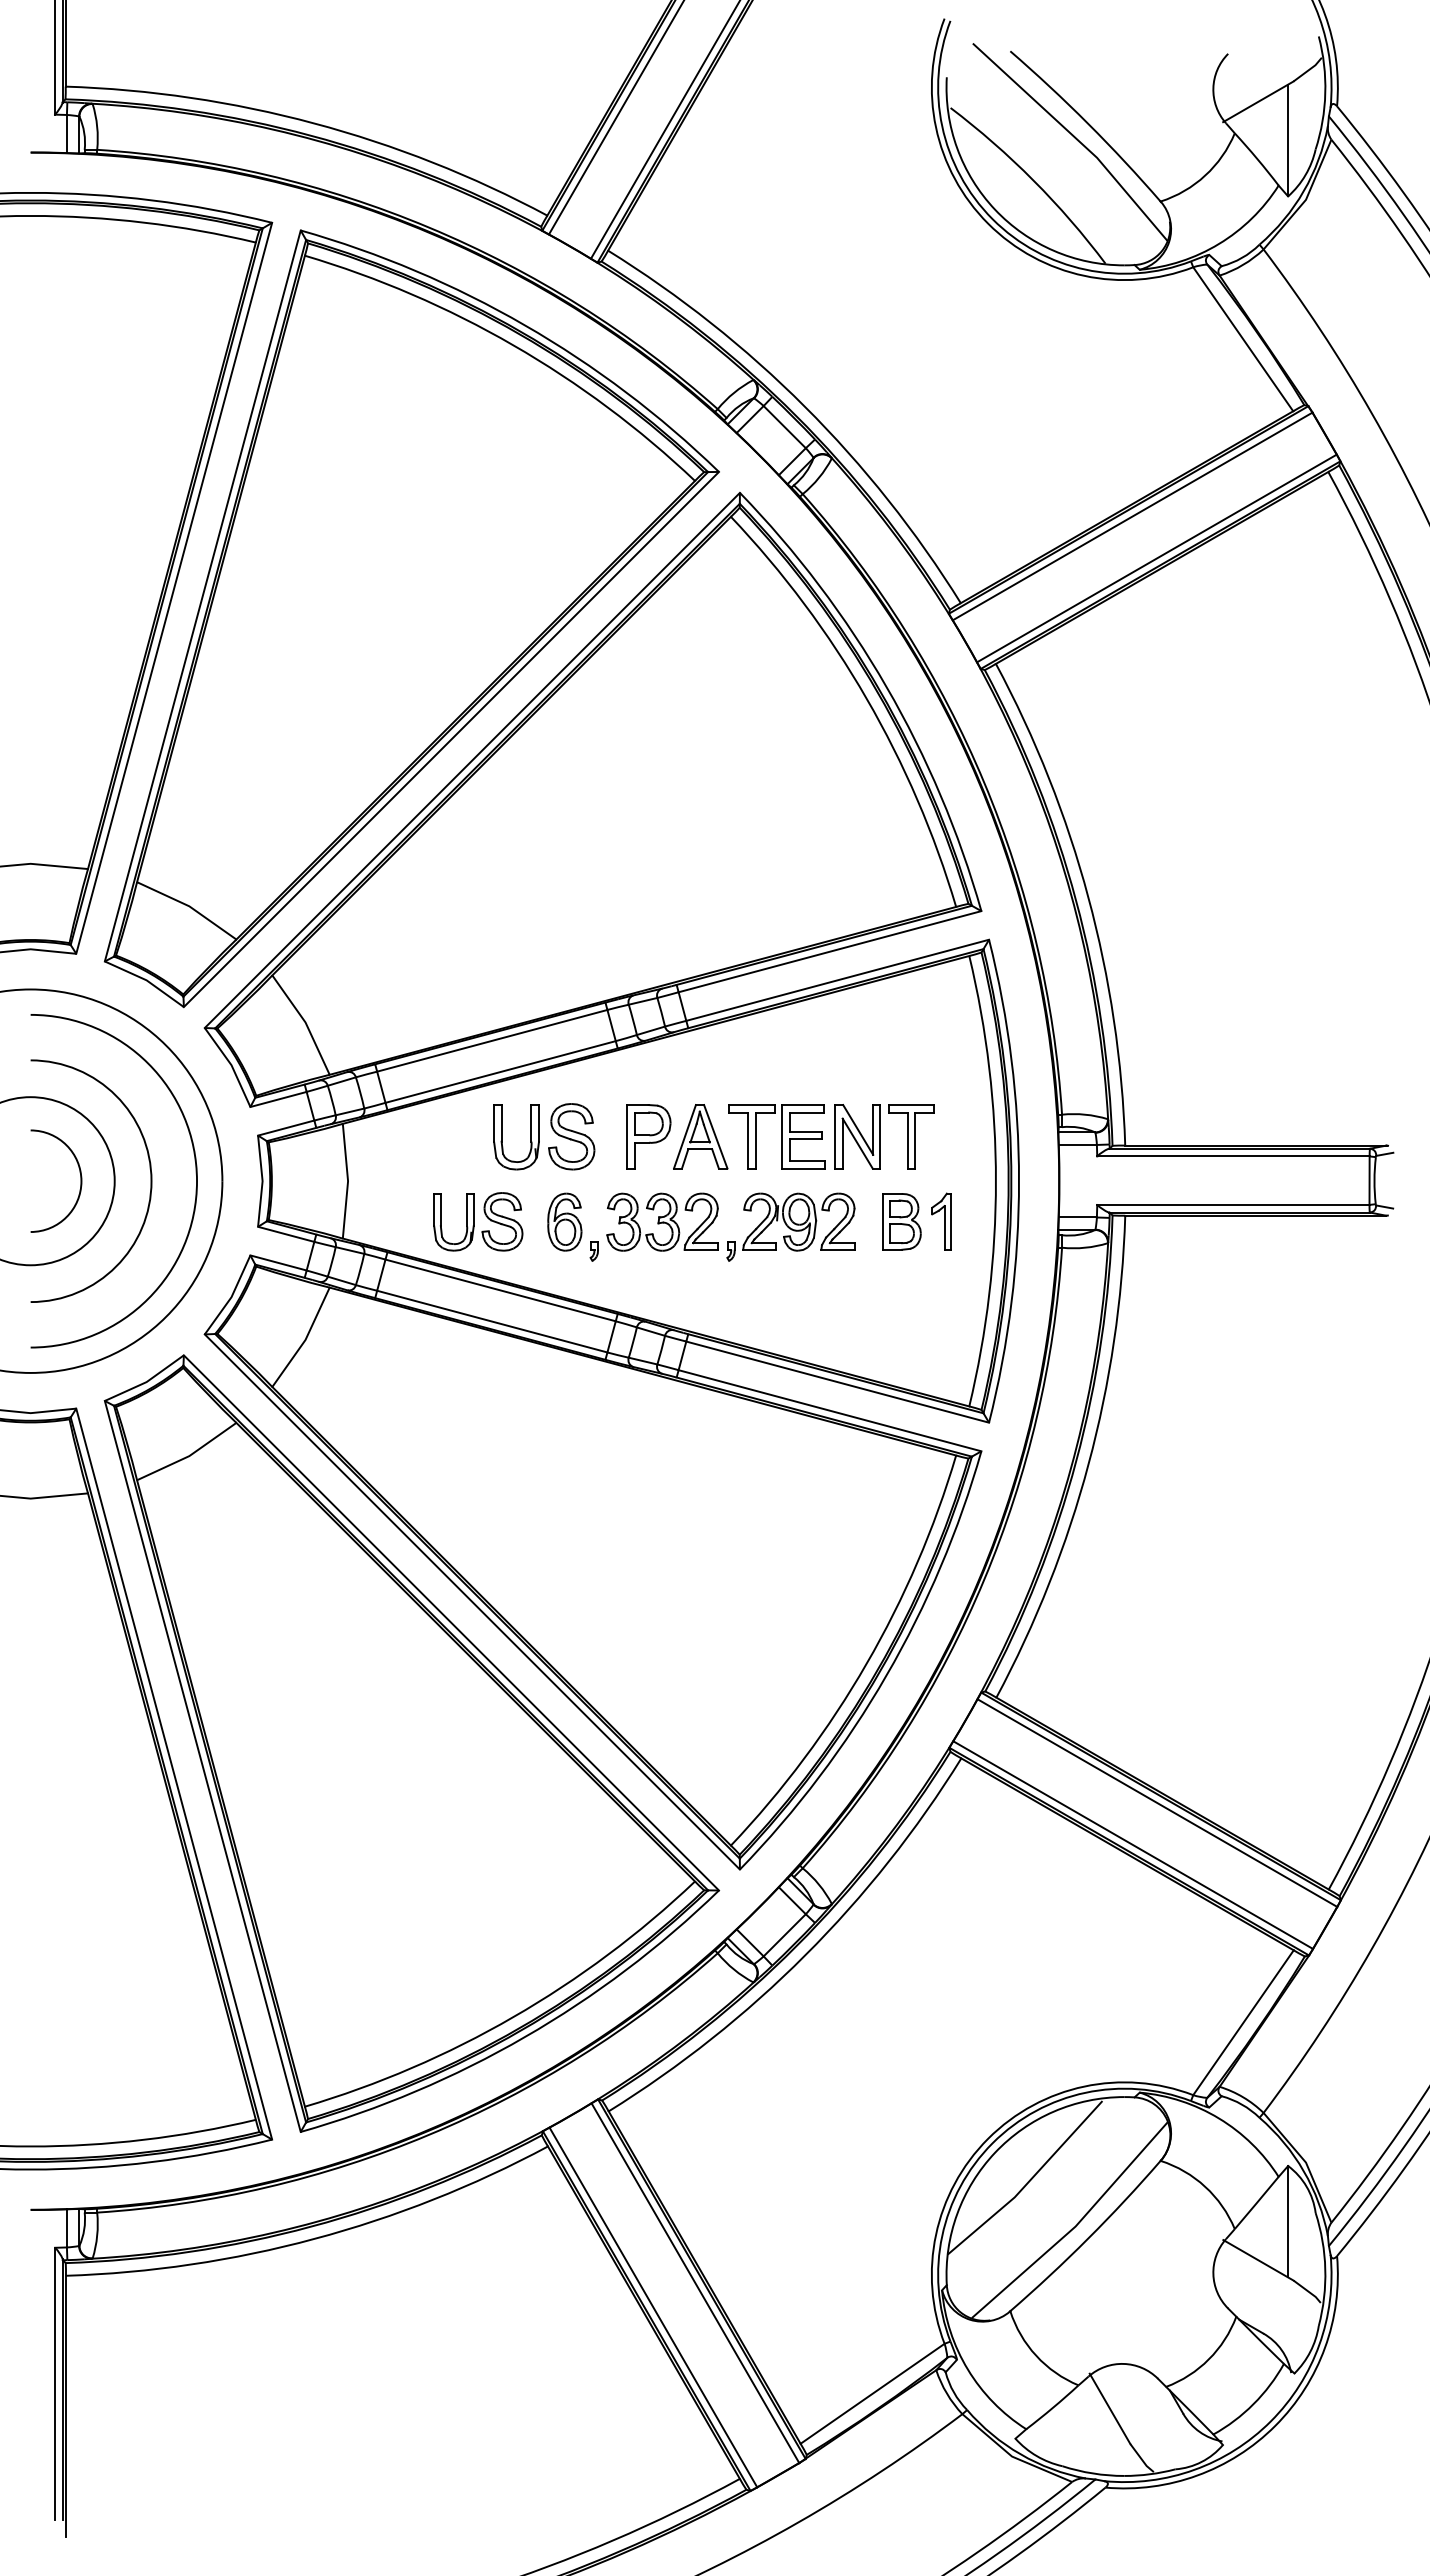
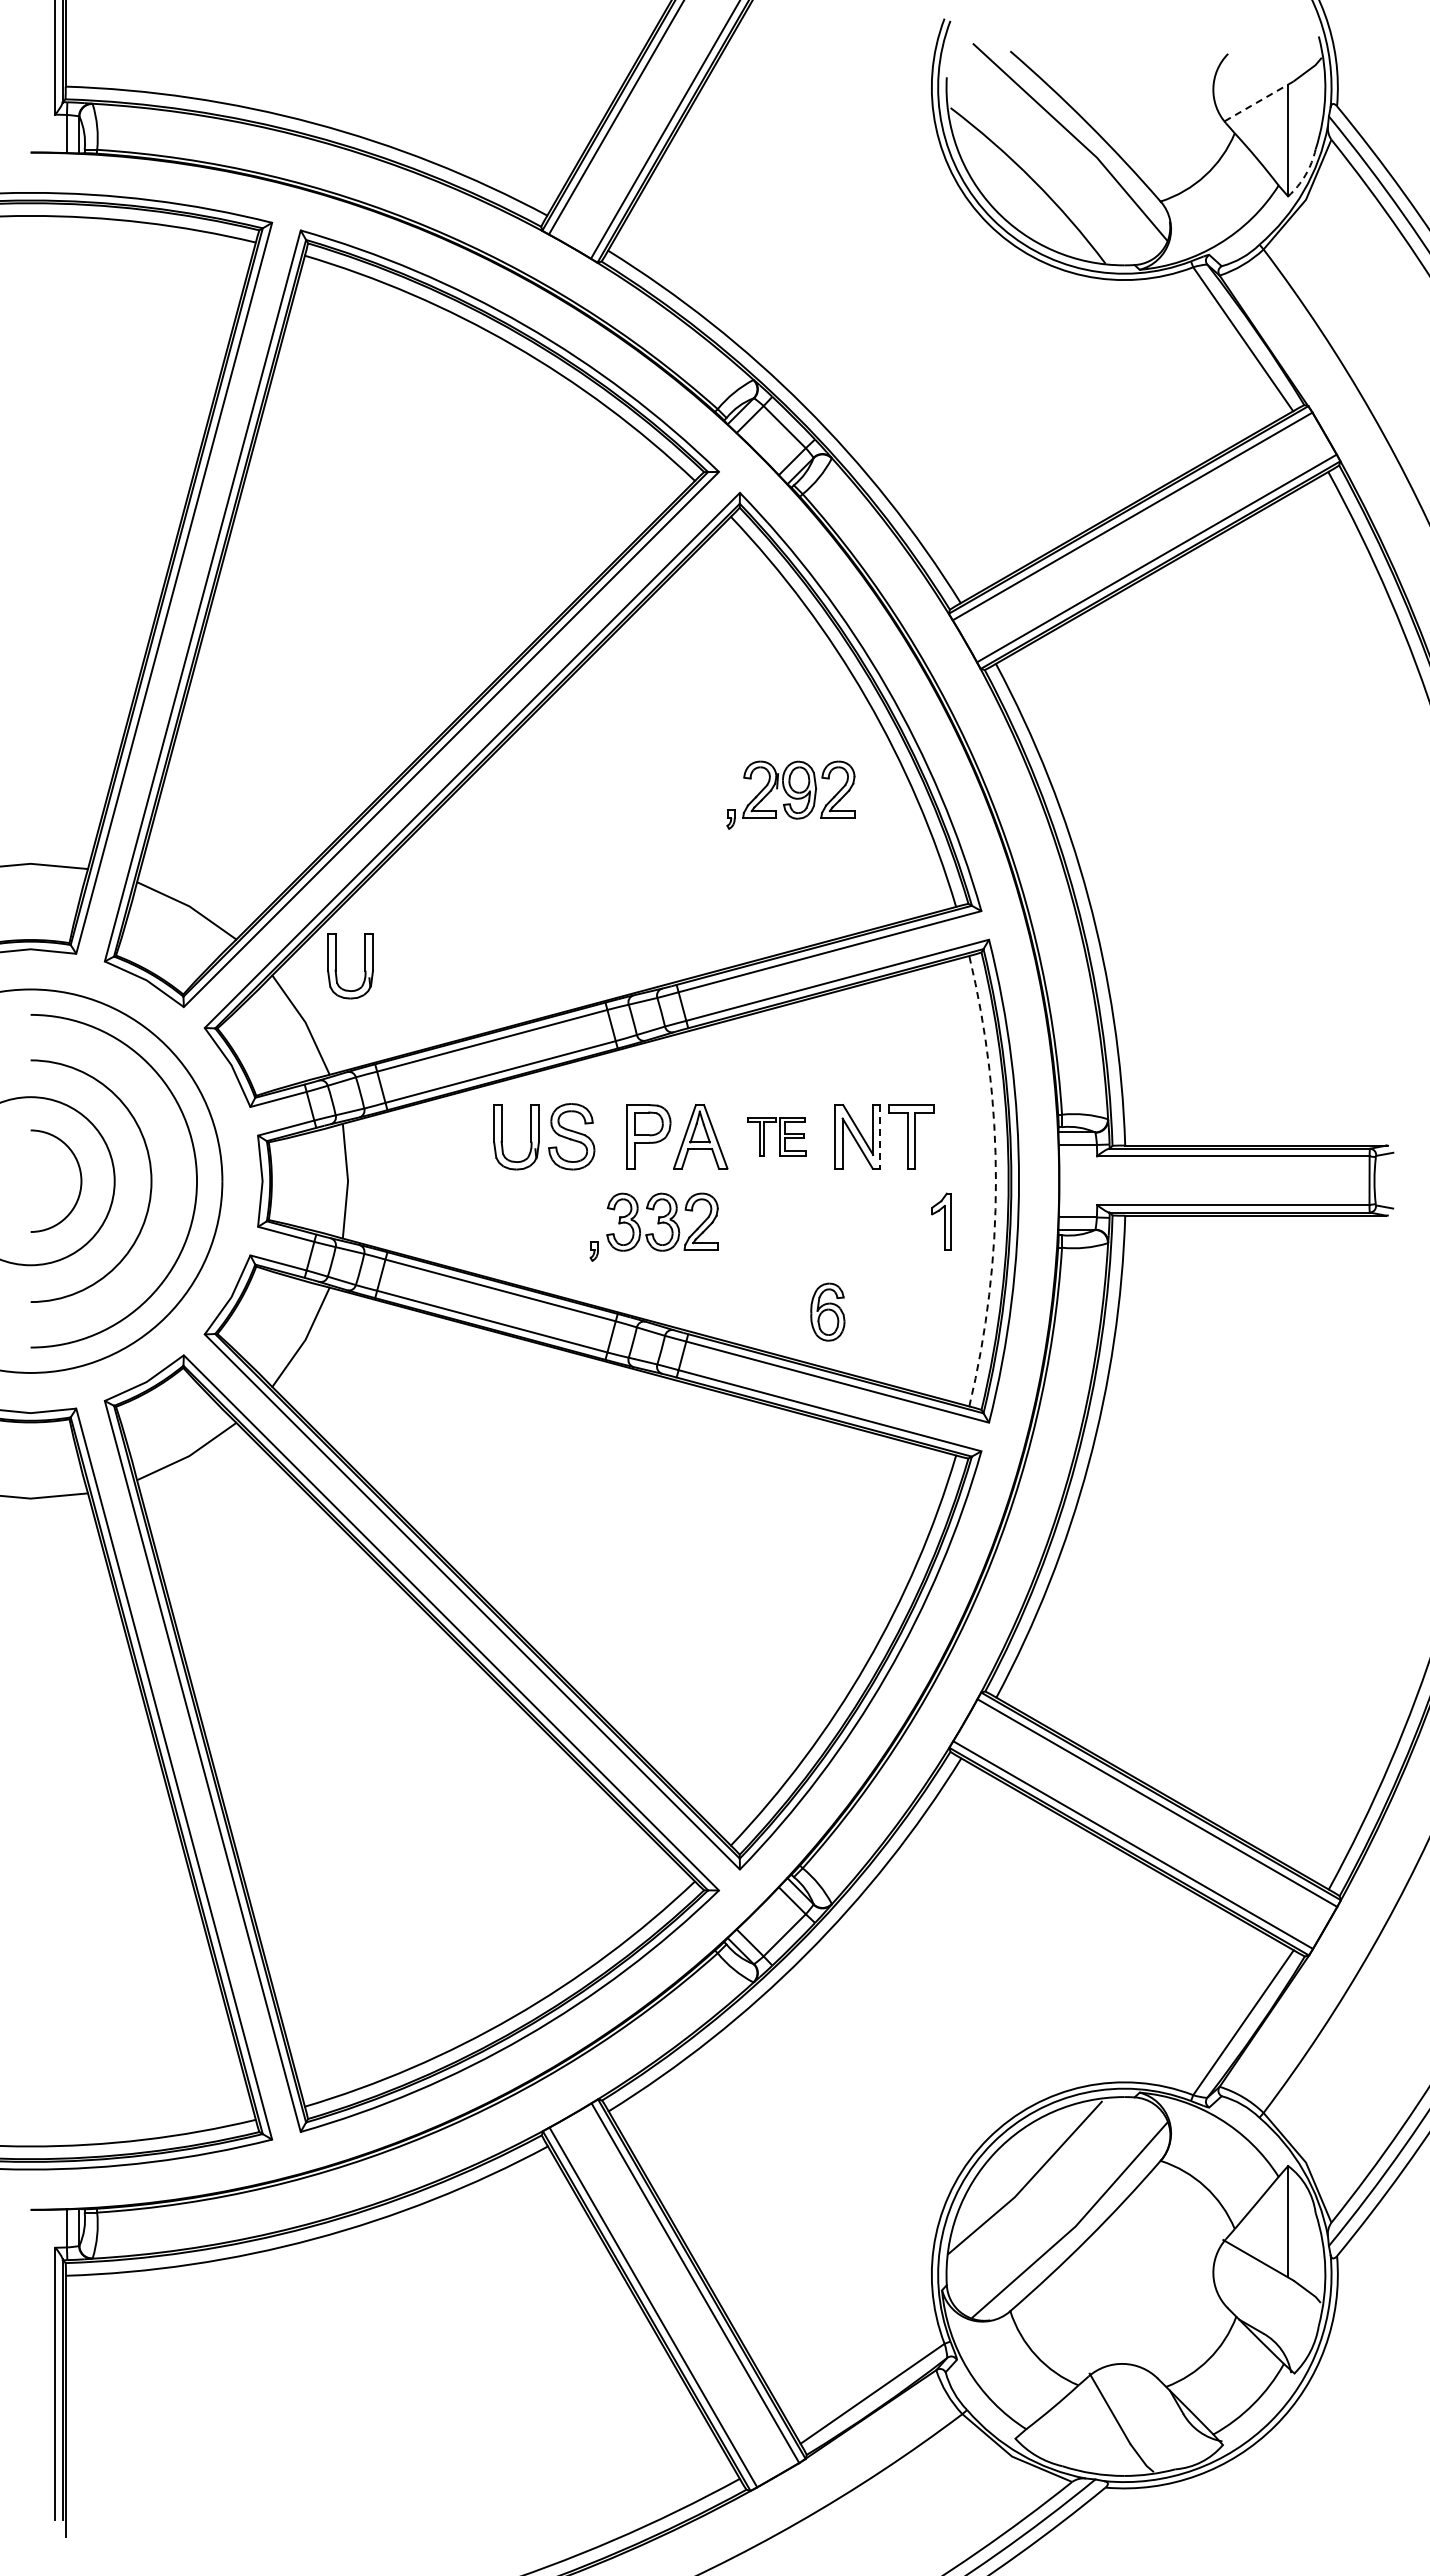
line: solid -> dashed (1258, 101)
arc: solid -> dashed (1305, 175)
part: none -> present (336, 966)
part size: 98x66 px -> 60x40 px (776, 1136)
line: solid -> dashed (880, 1136)
arc: solid -> dashed (995, 1181)
part: present -> none (478, 1221)
part position: (564, 1221) -> (827, 1311) (827, 1311)
part: present -> none (901, 1221)
part position: (790, 1226) -> (790, 794) (790, 794)
